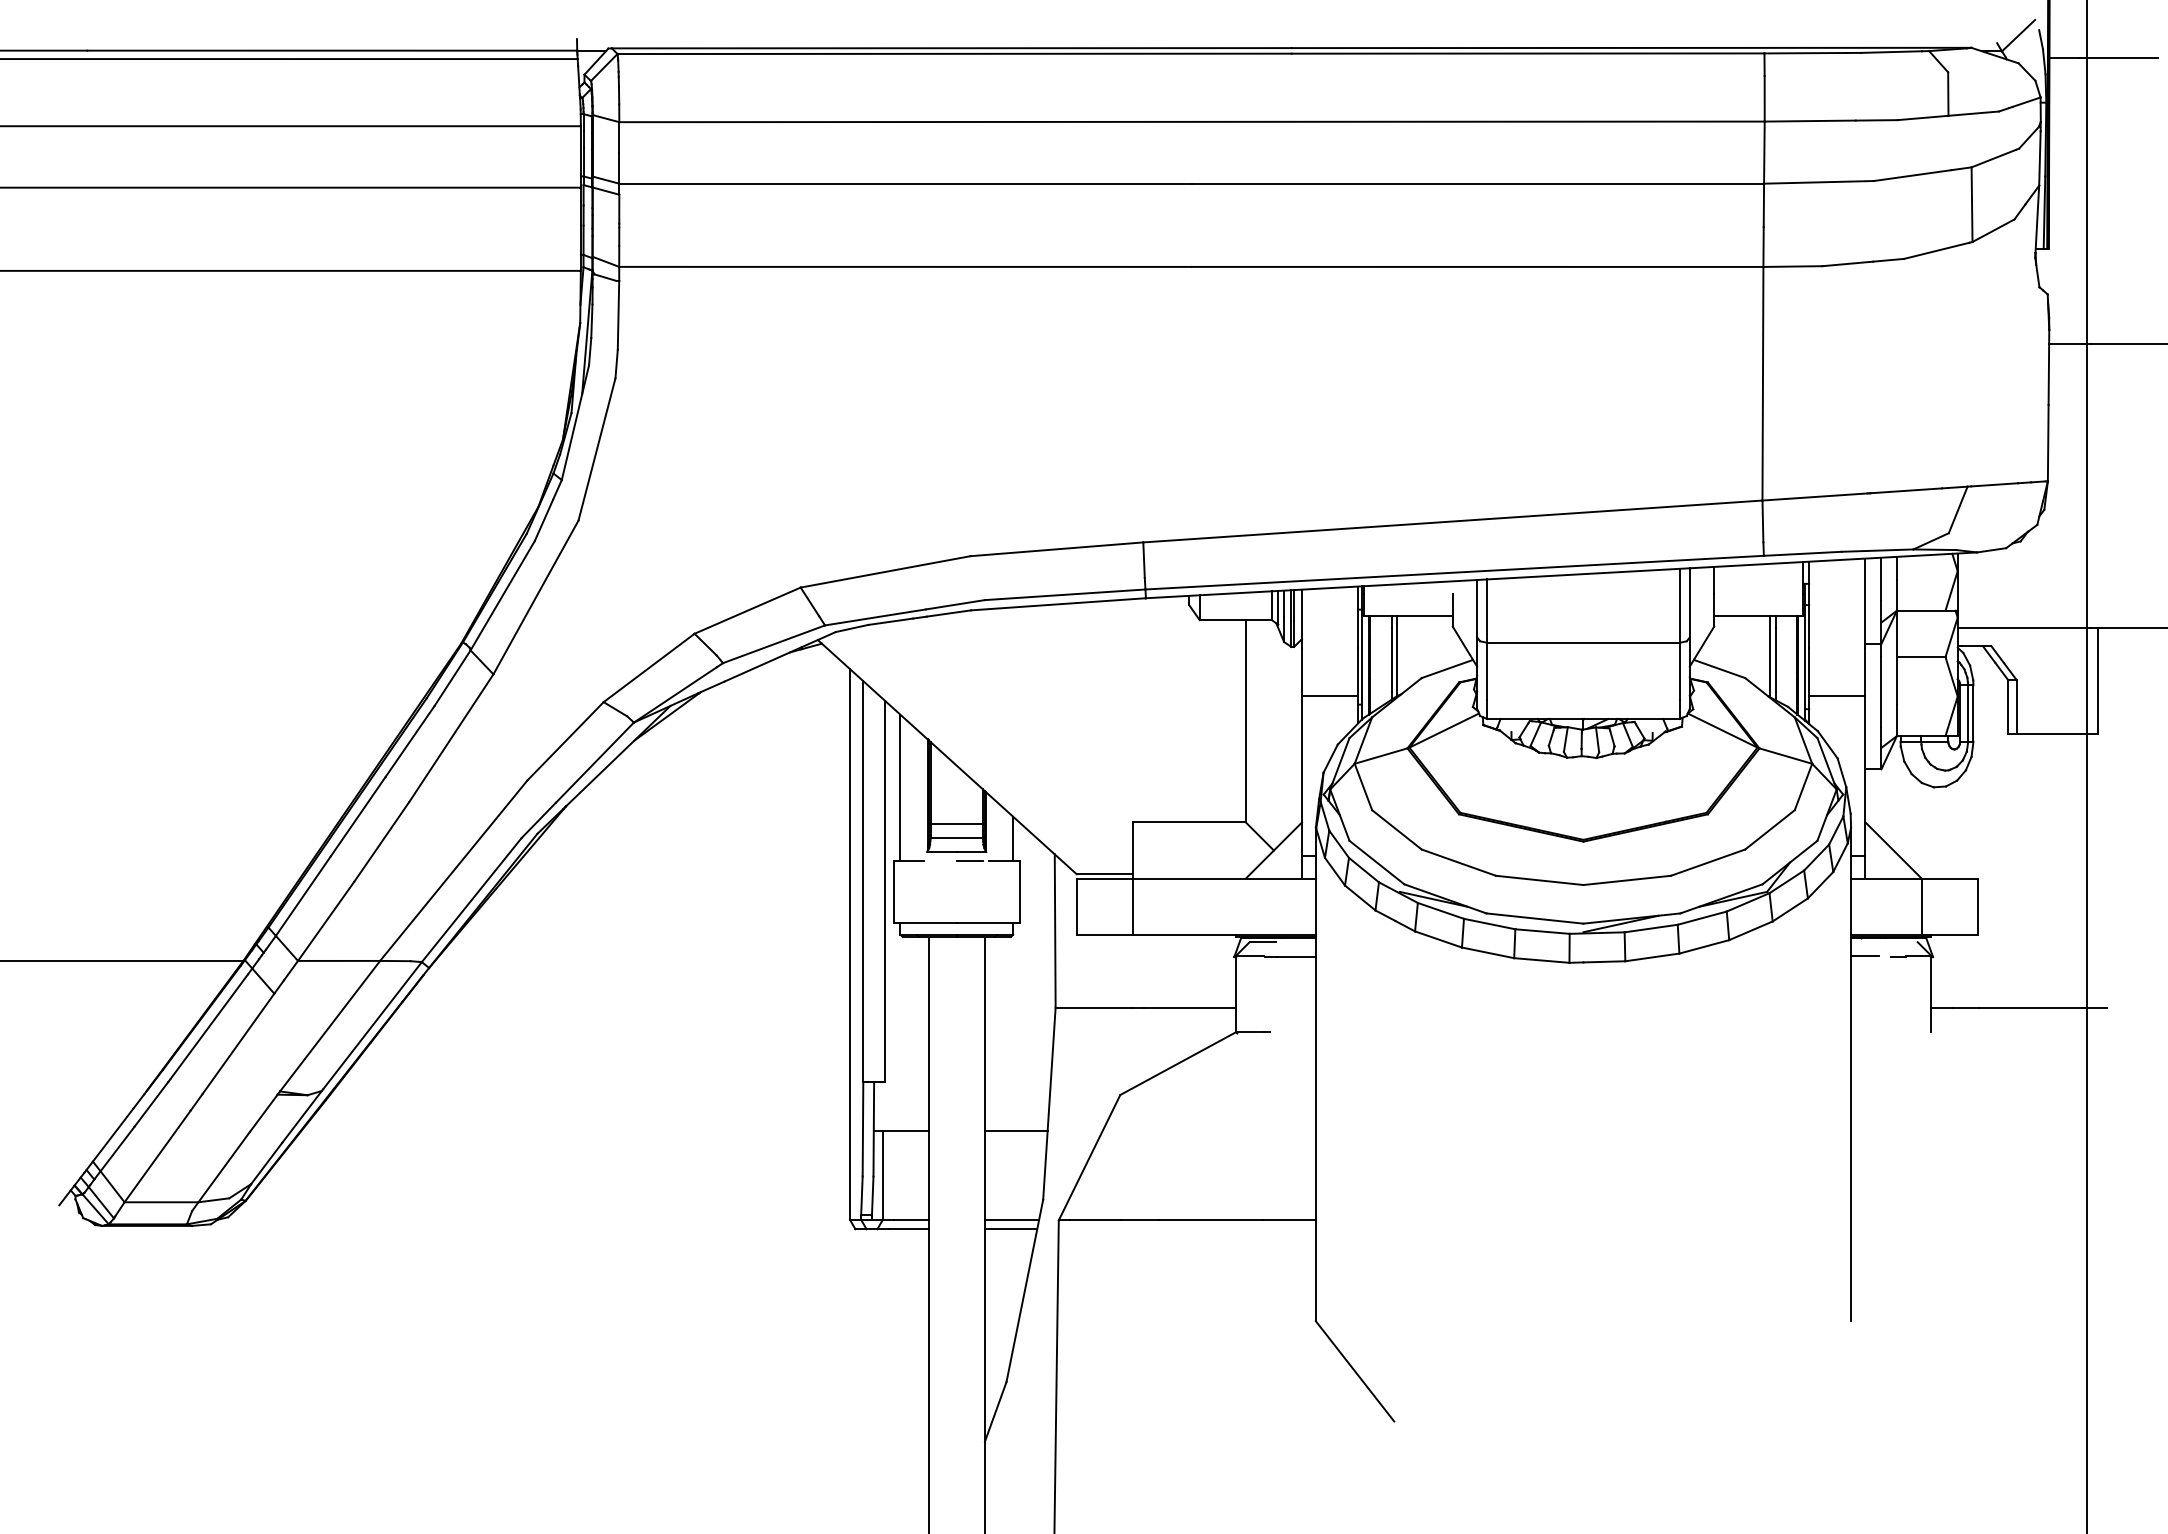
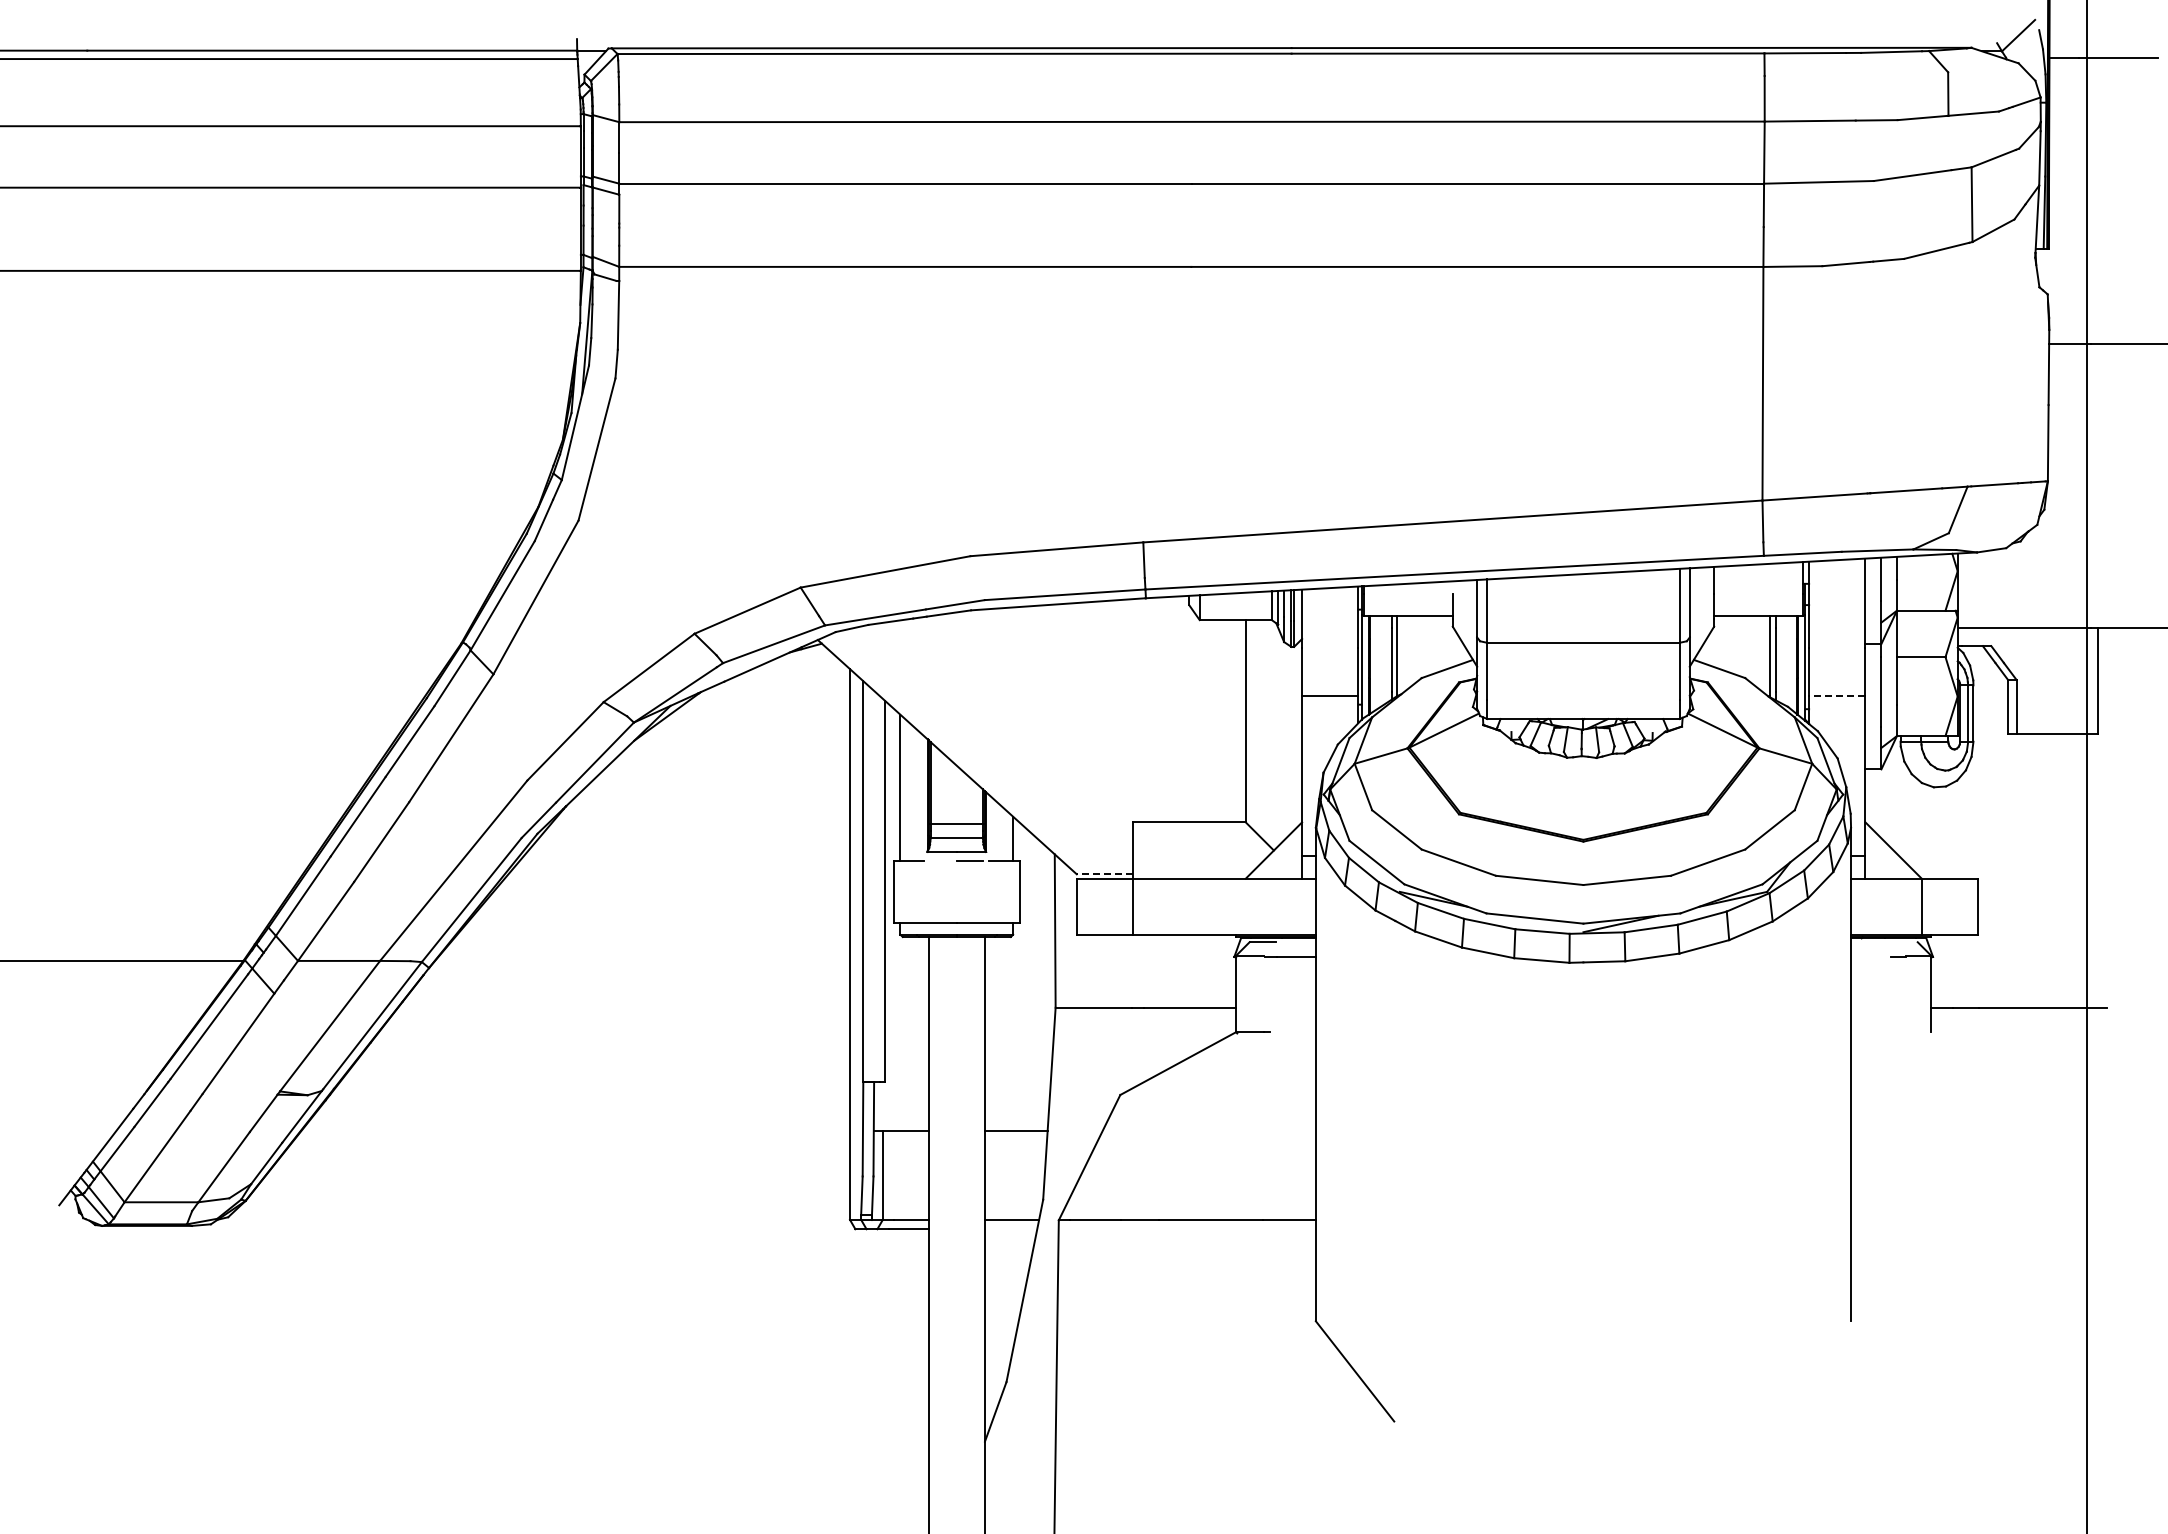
line: solid -> dashed (1836, 696)
line: solid -> dashed (1104, 874)
line: present -> none (1864, 955)
line: present -> none (1010, 1229)
